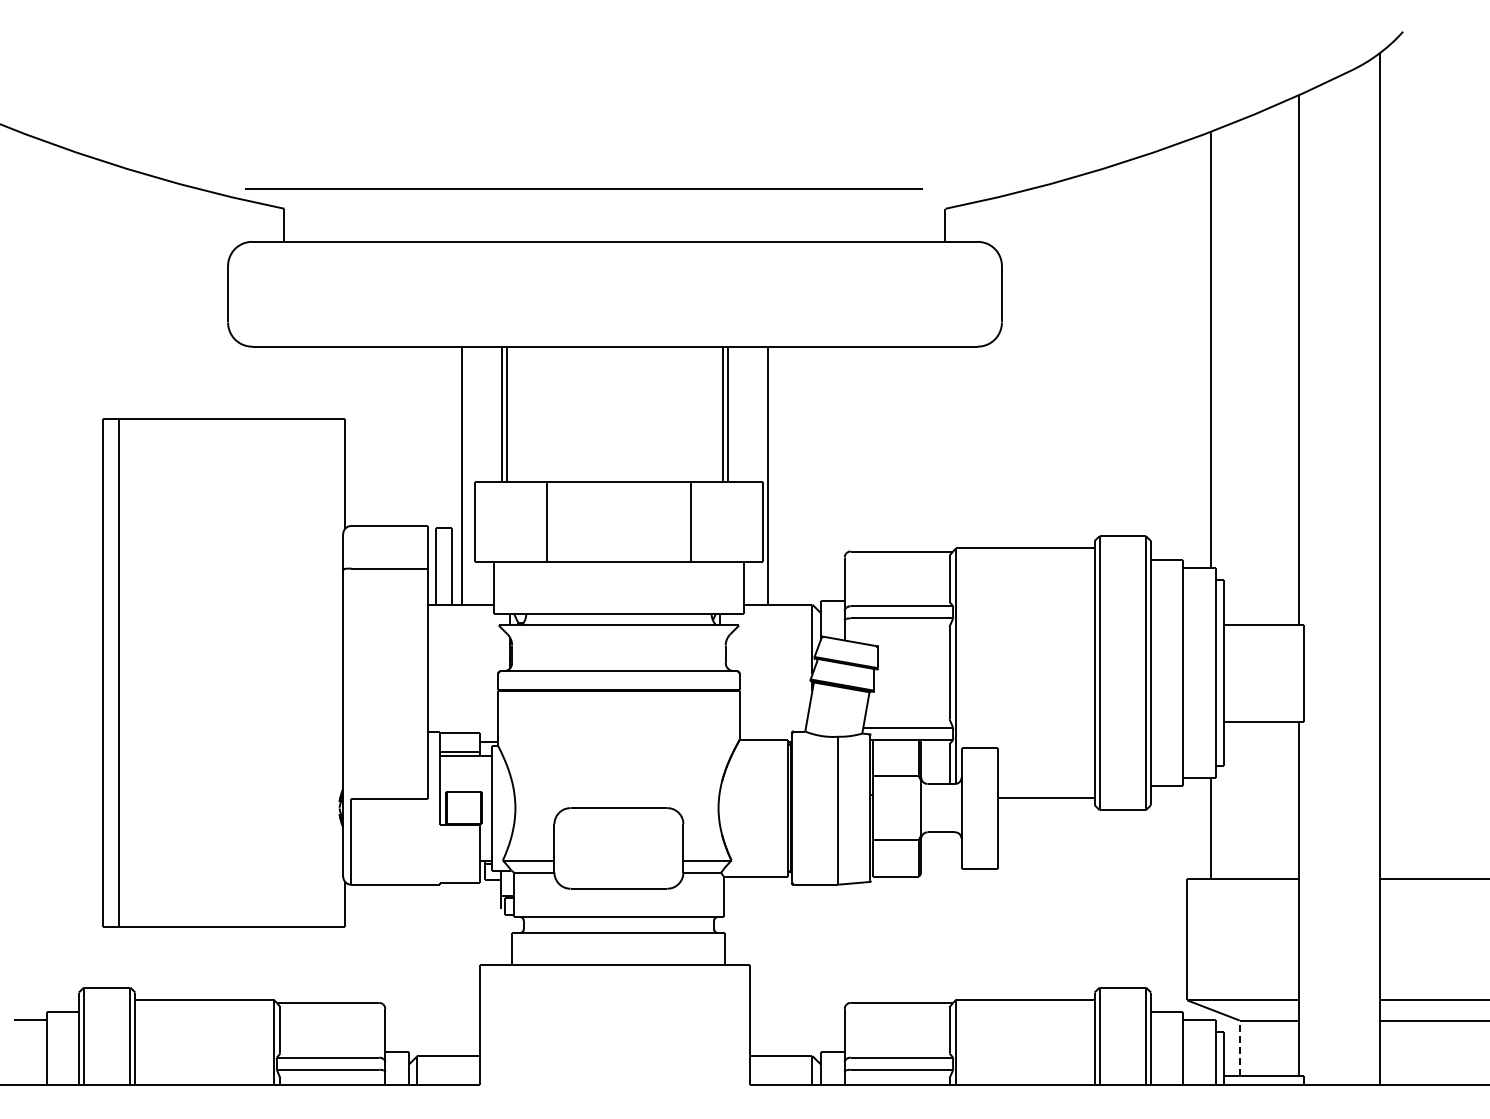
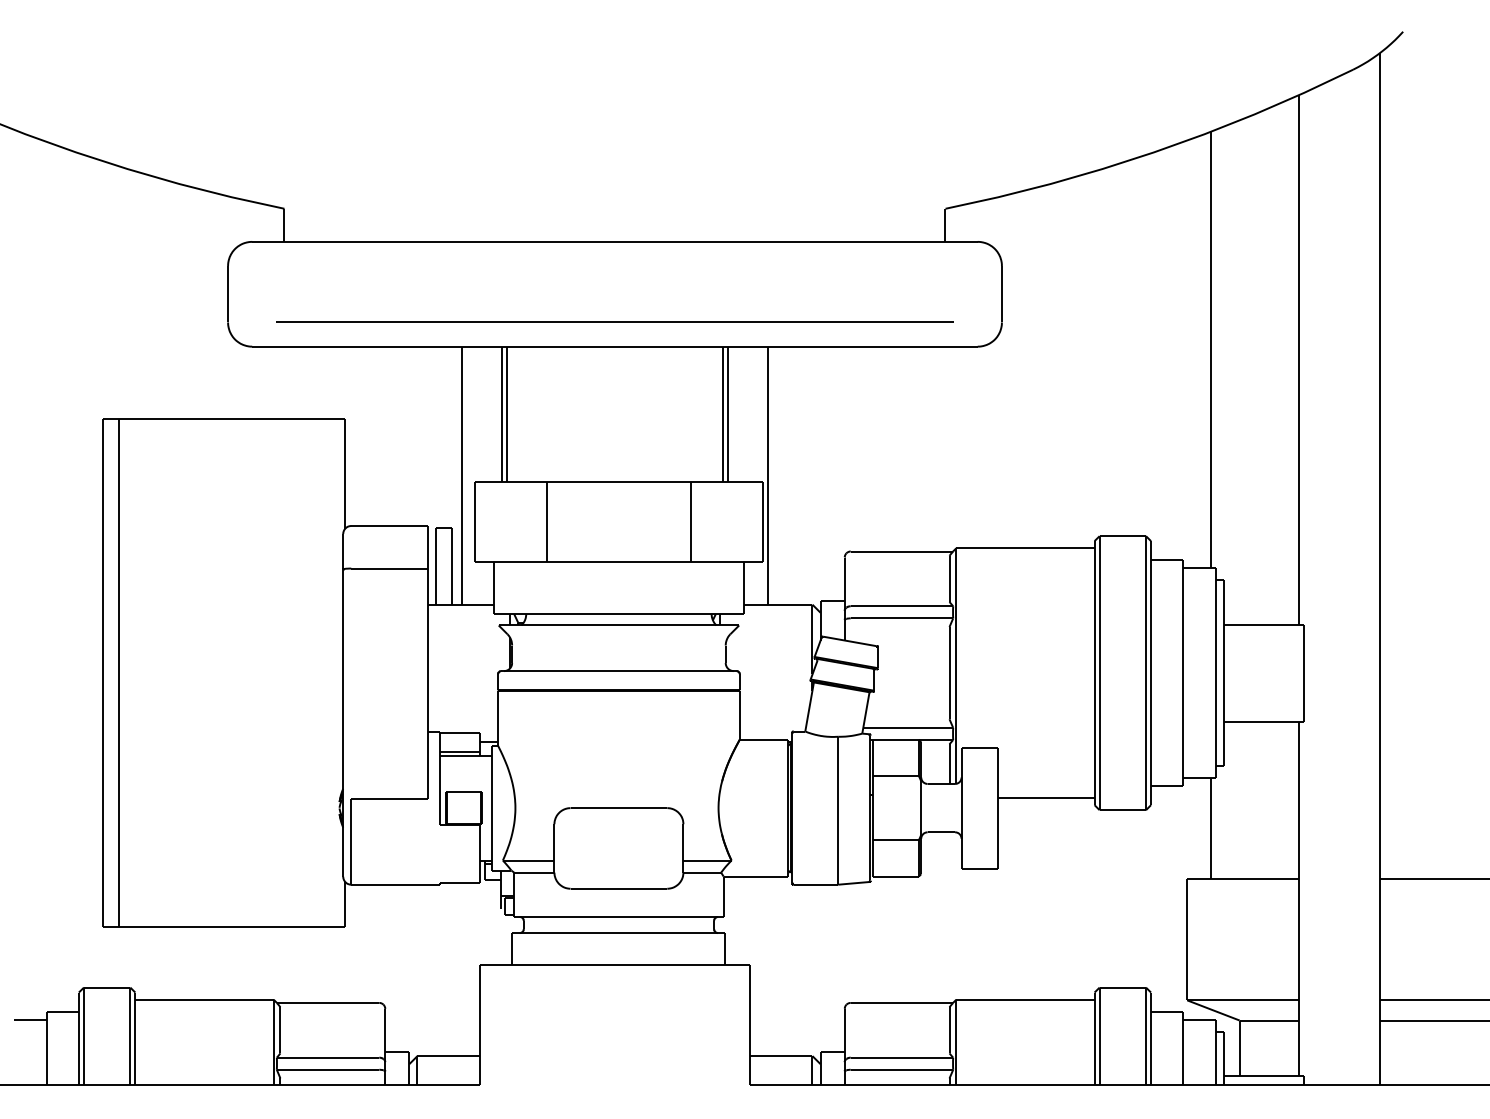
line position: (583, 188) -> (614, 321) (614, 321)
line: dashed -> solid (1239, 1048)
